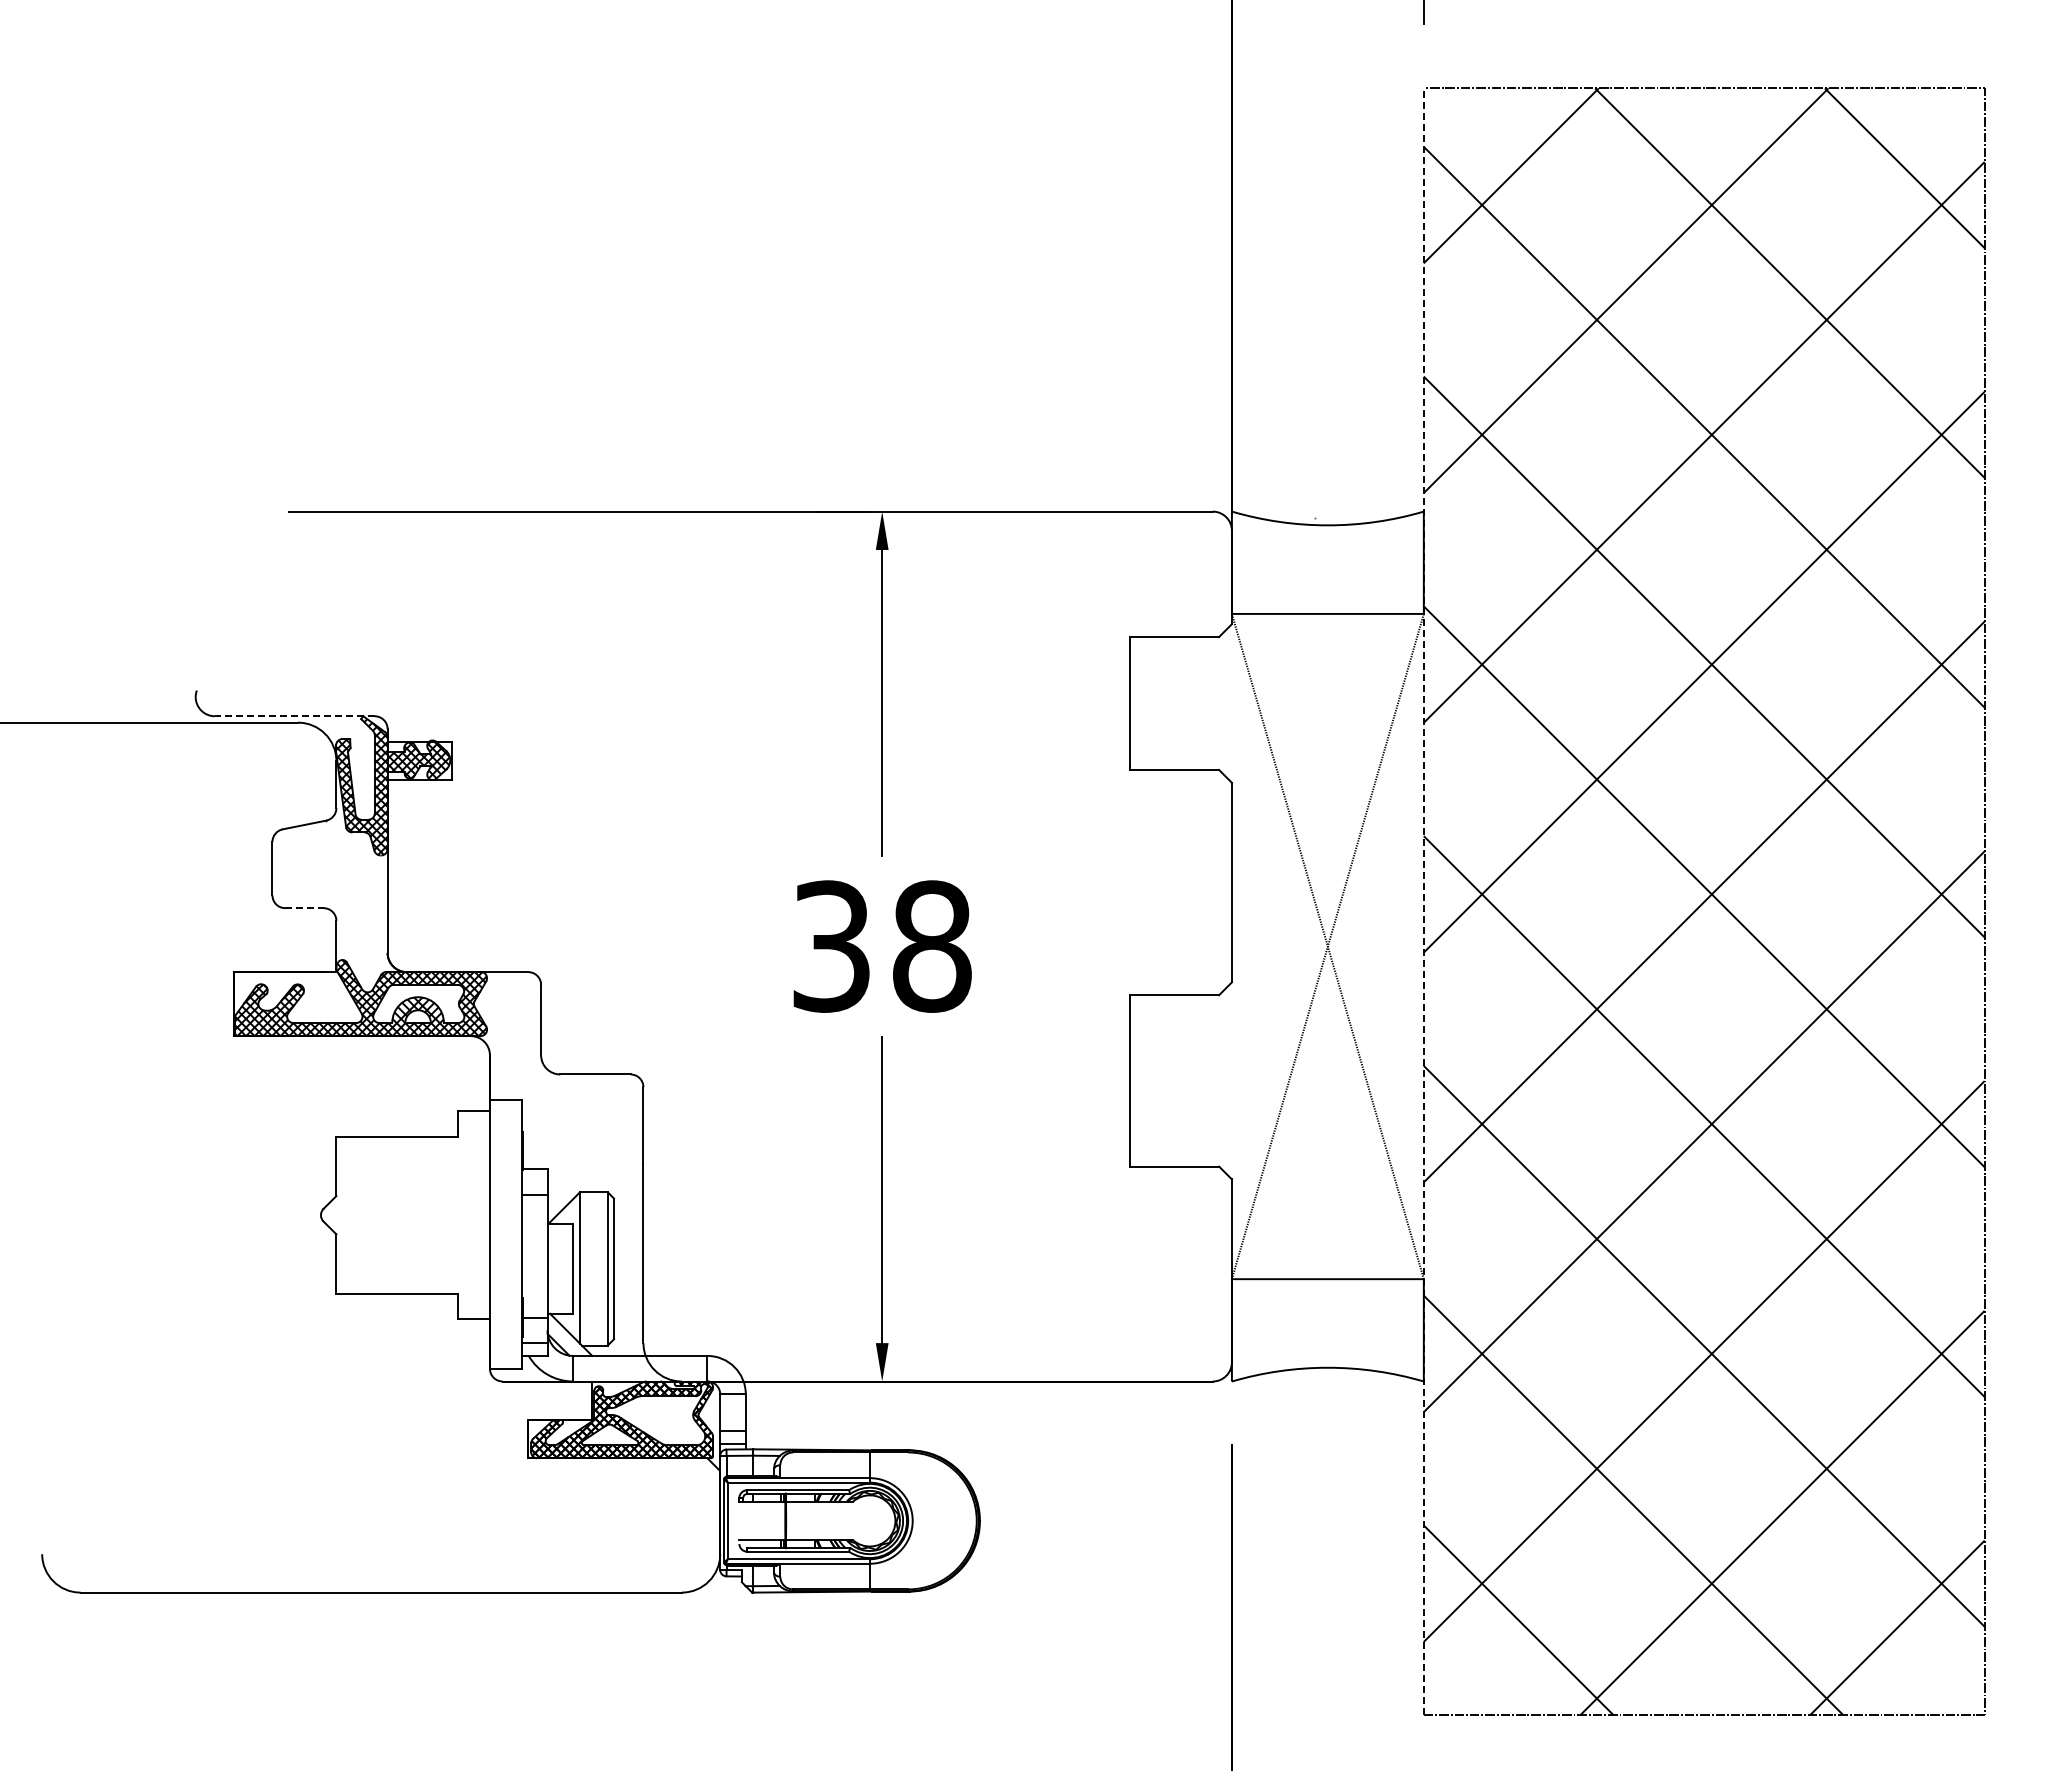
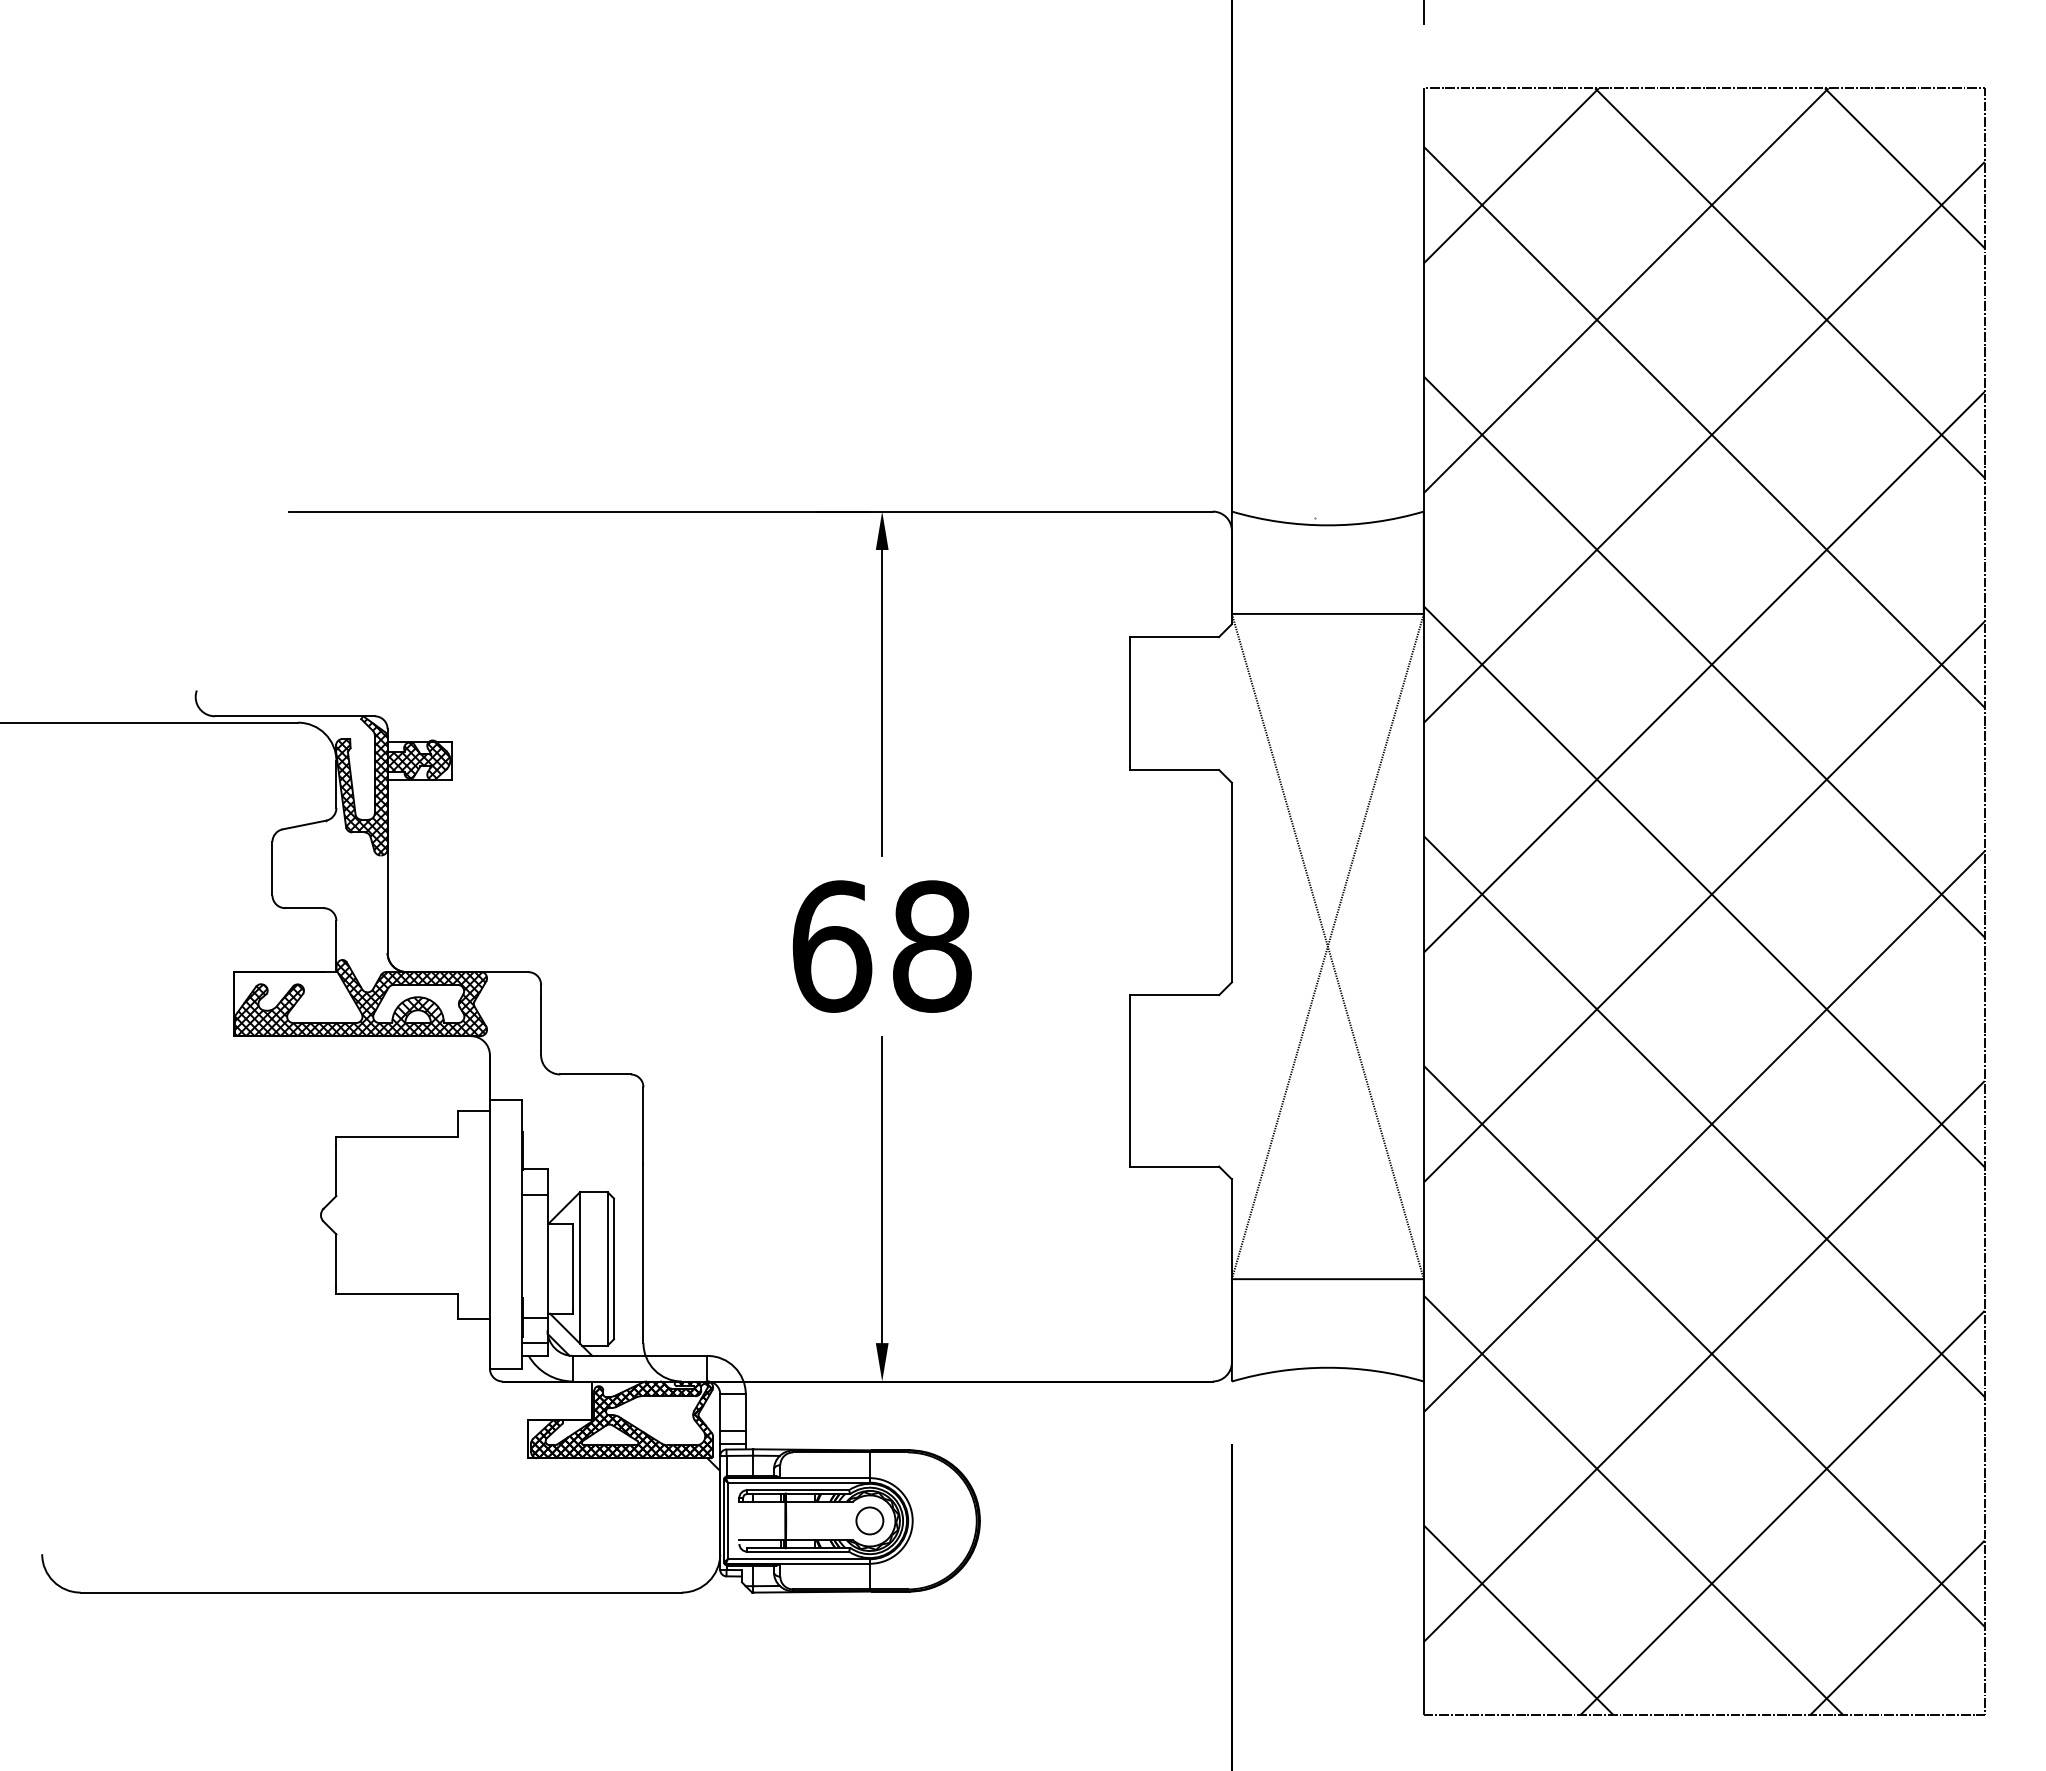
line: dashed -> solid (294, 716)
line: dashed -> solid (1423, 901)
line: dashed -> solid (304, 908)
text: 38 -> 68 (832, 946)
circle: none -> present (869, 1520)
